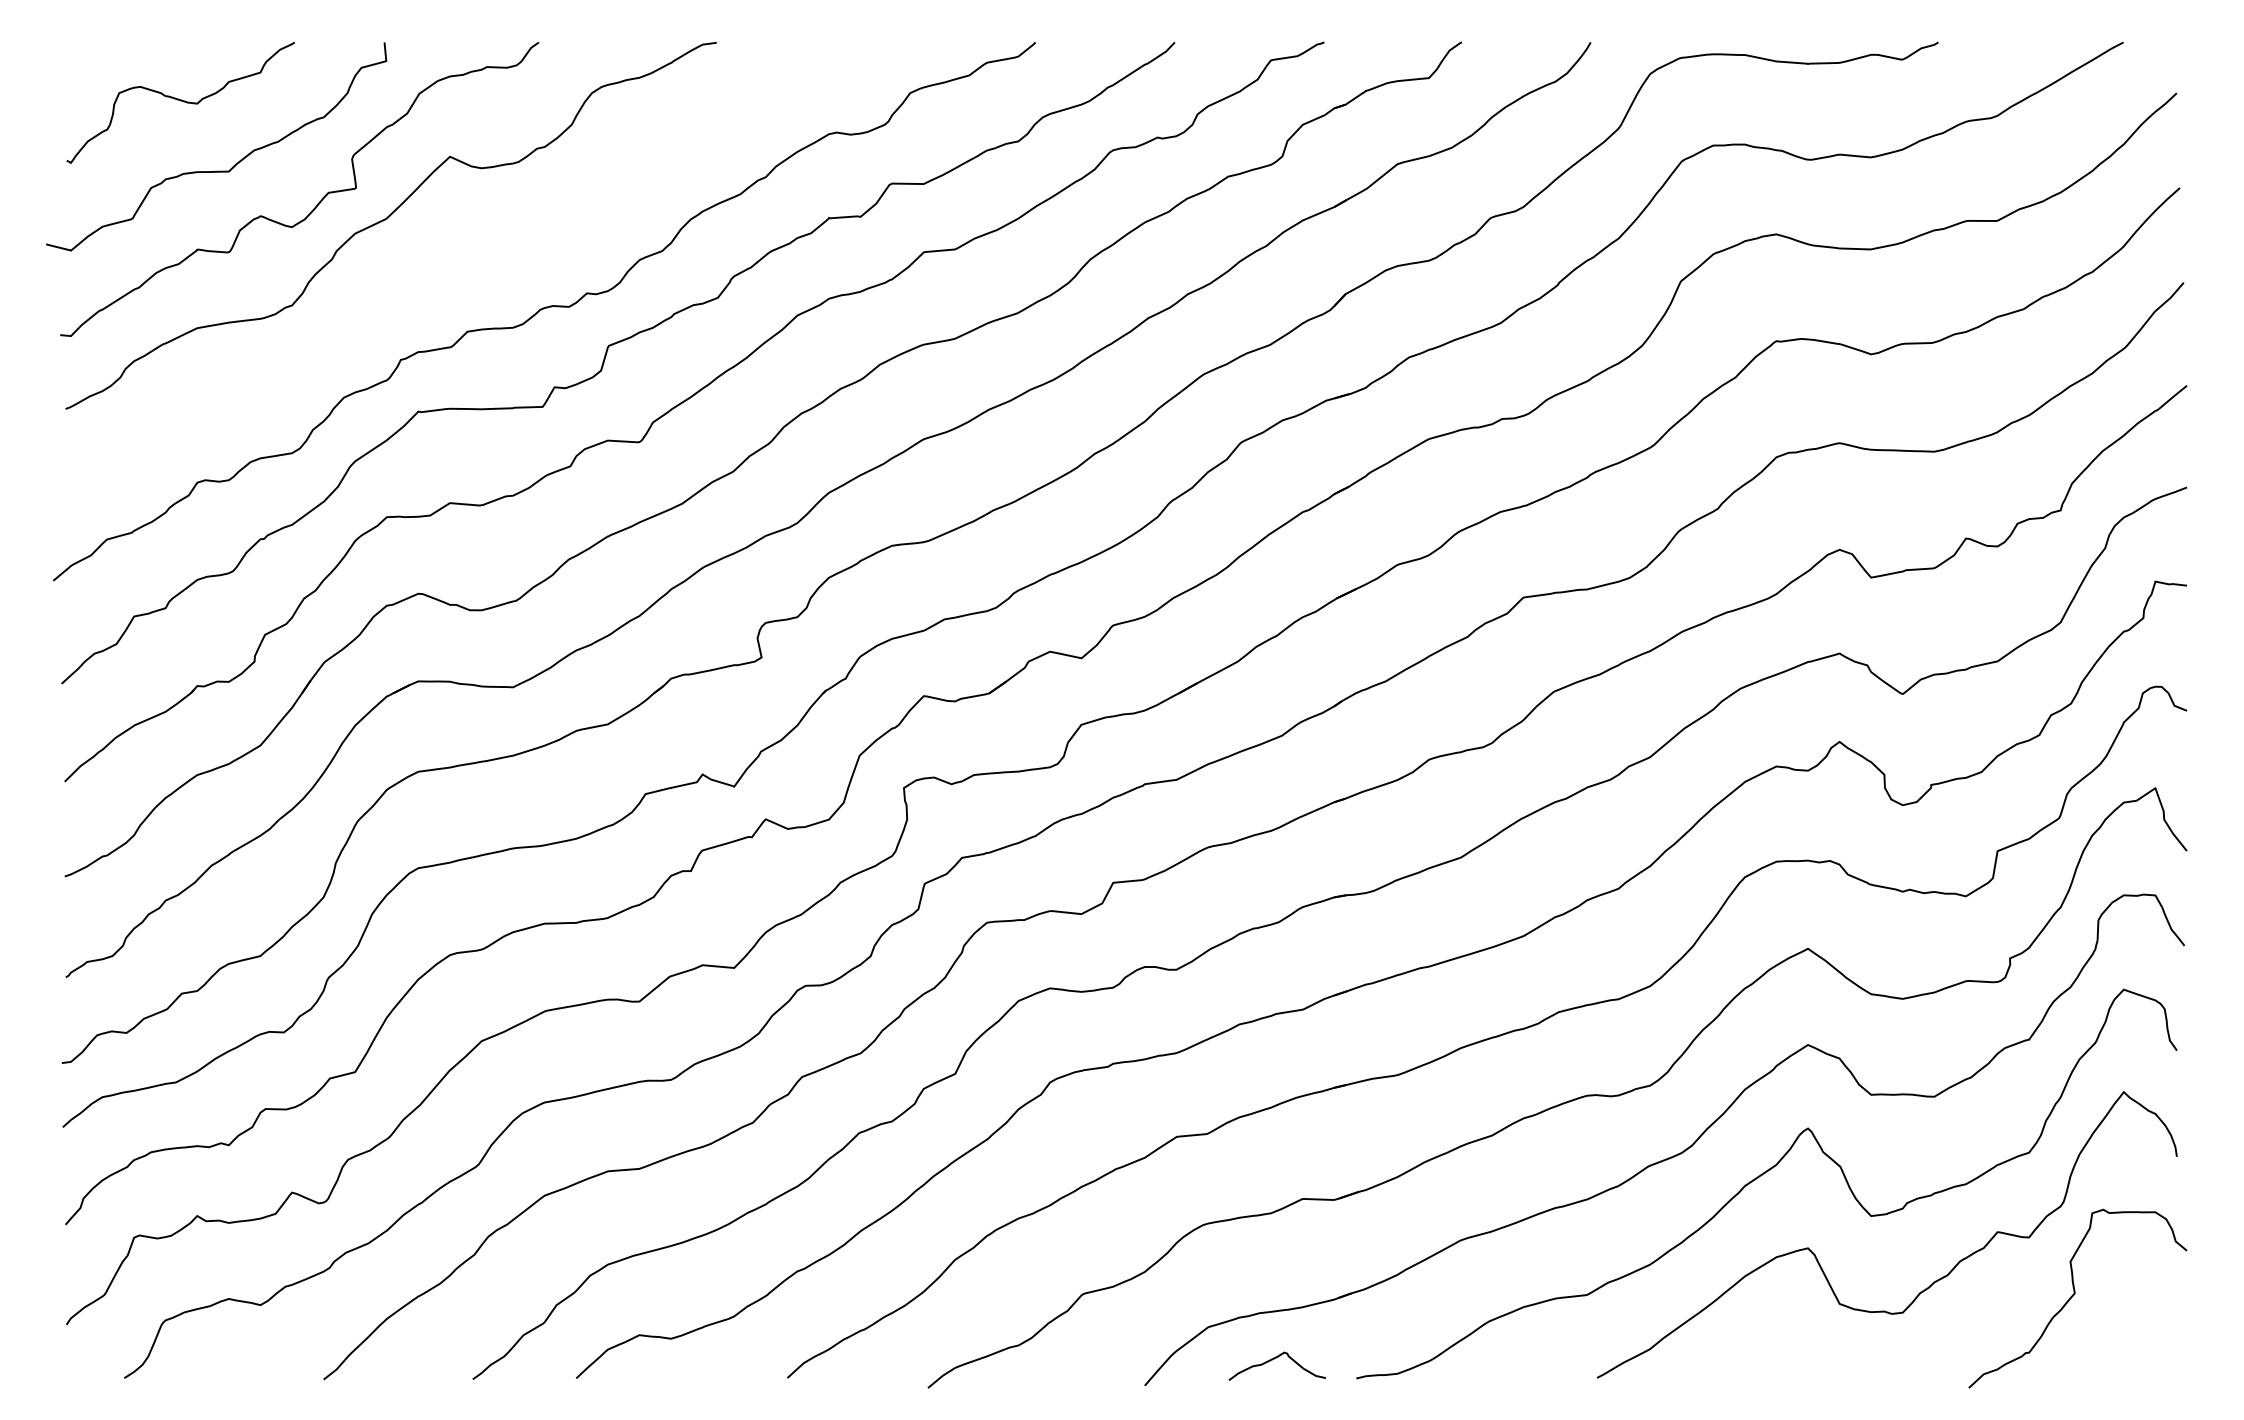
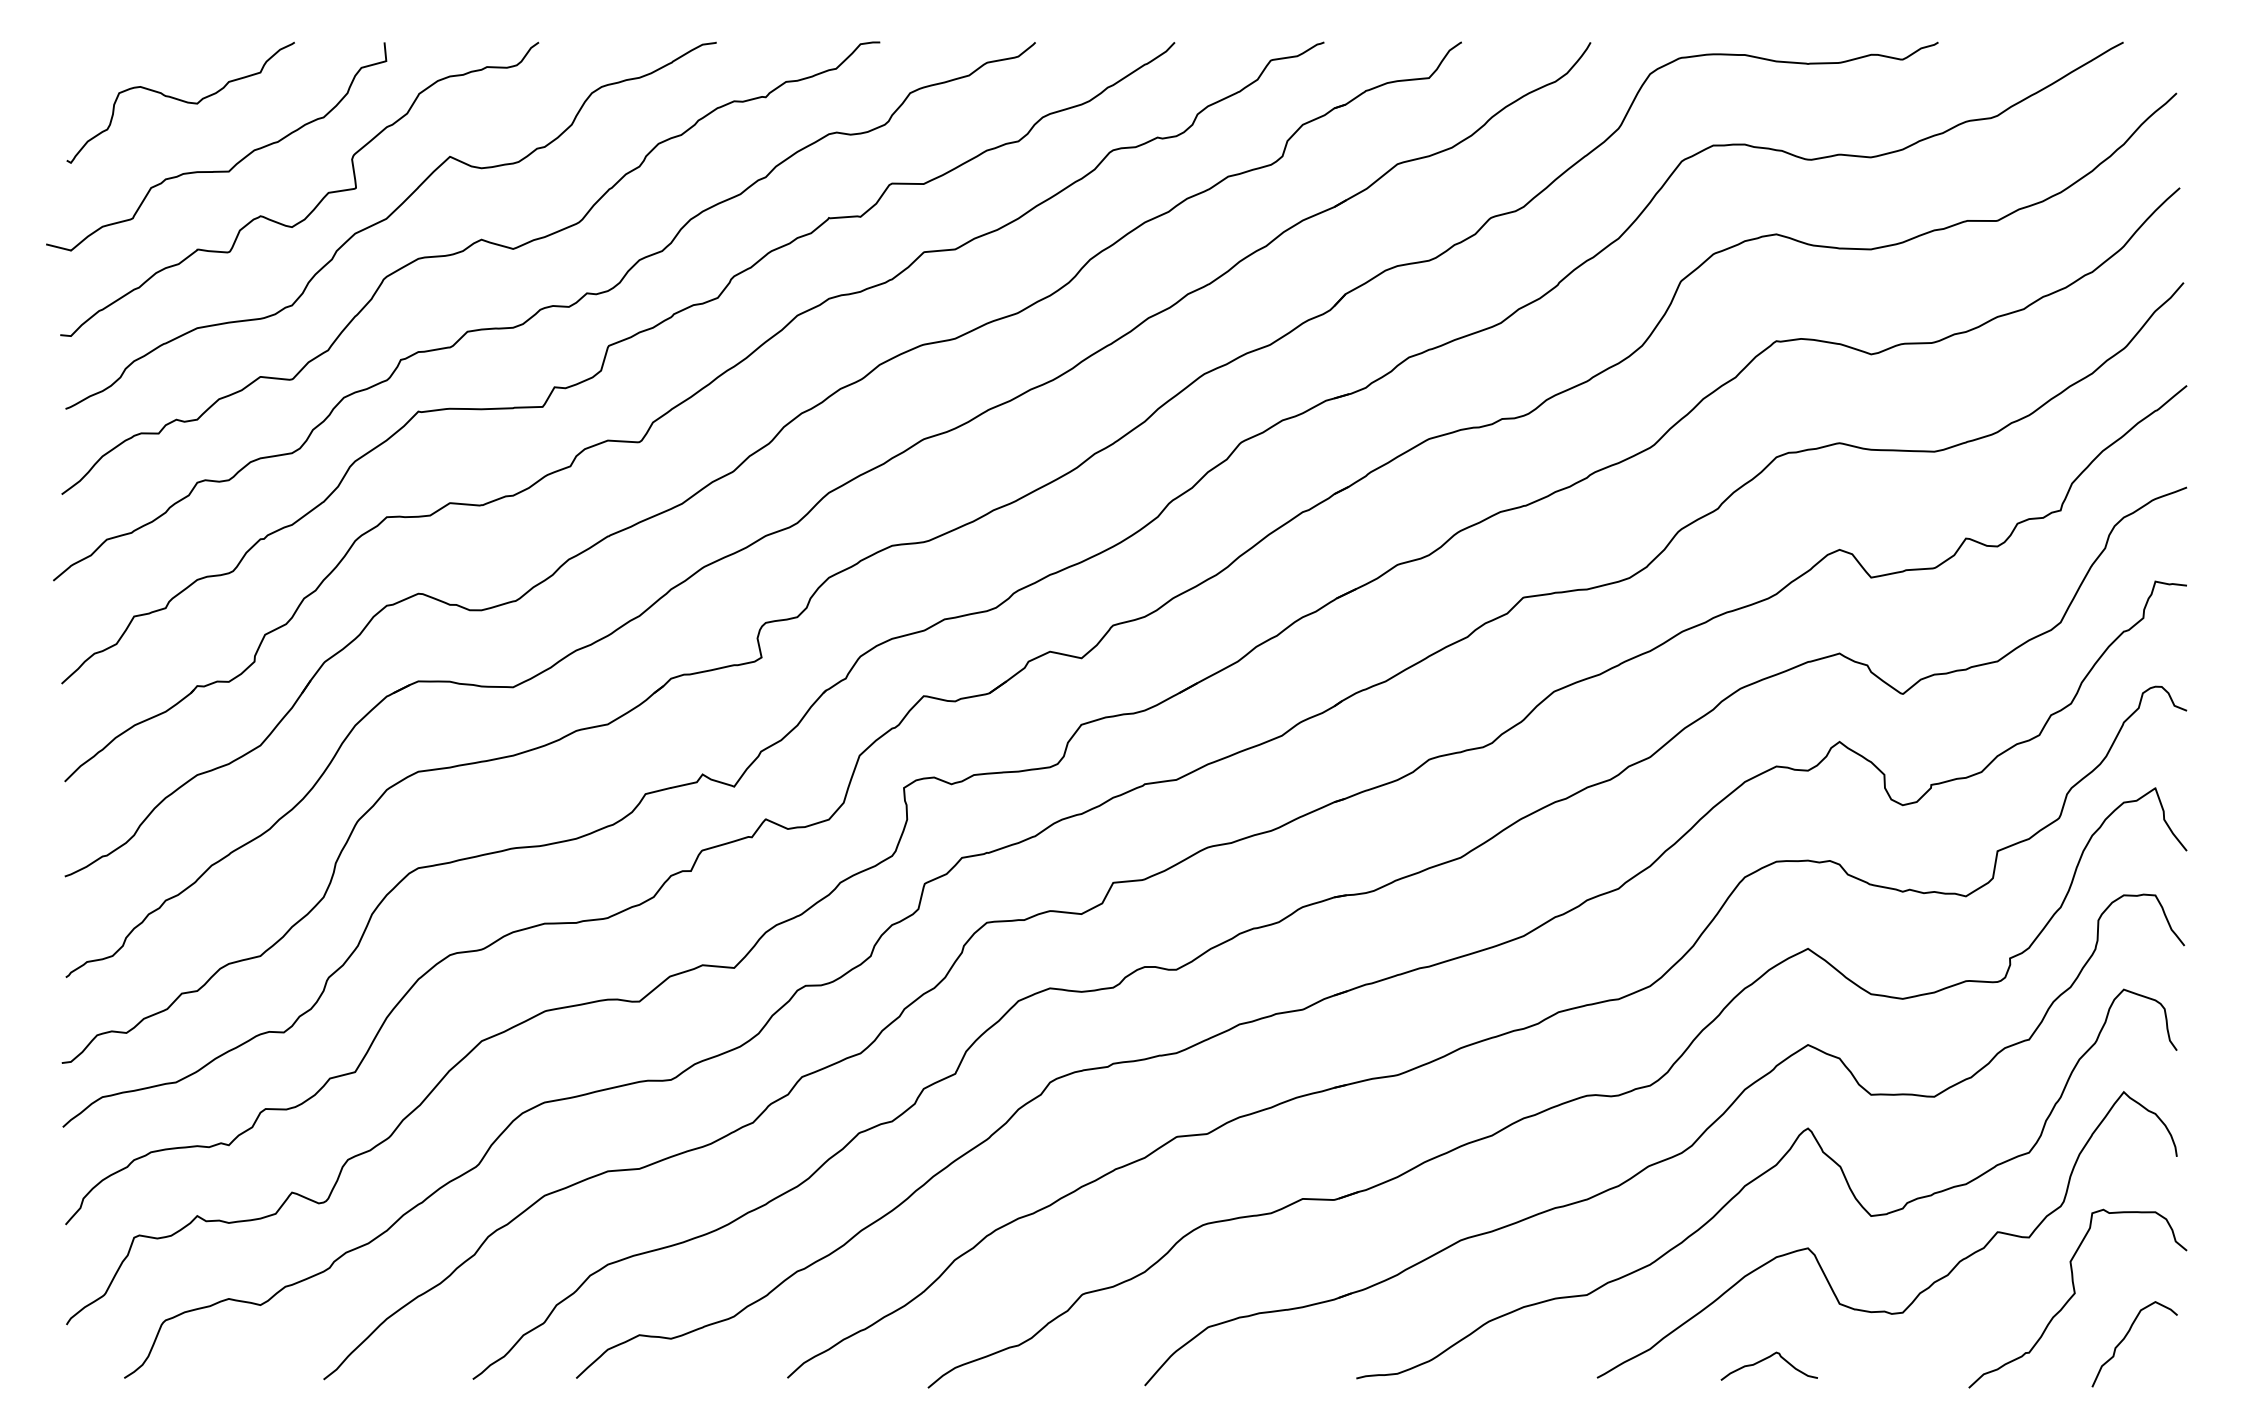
curve: none -> present (462, 252)
curve: none -> present (2125, 1338)
curve position: (1274, 1359) -> (1766, 1359) (1766, 1359)
